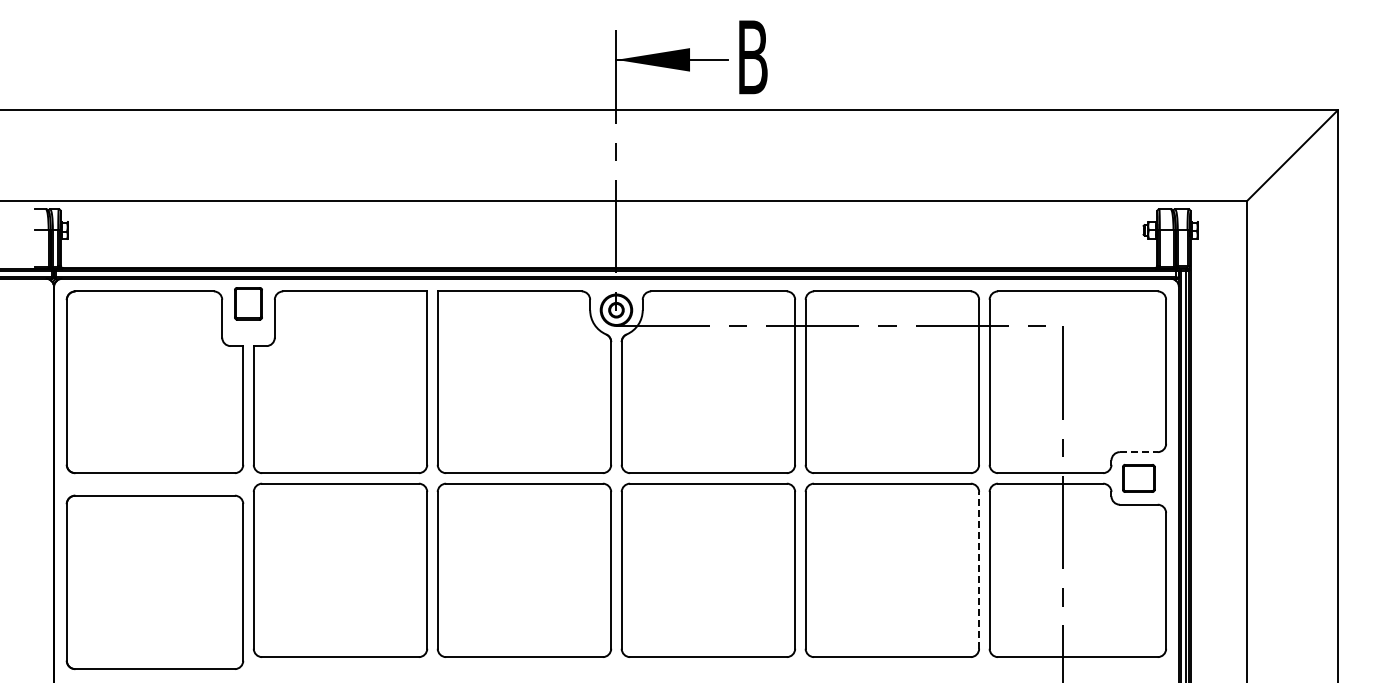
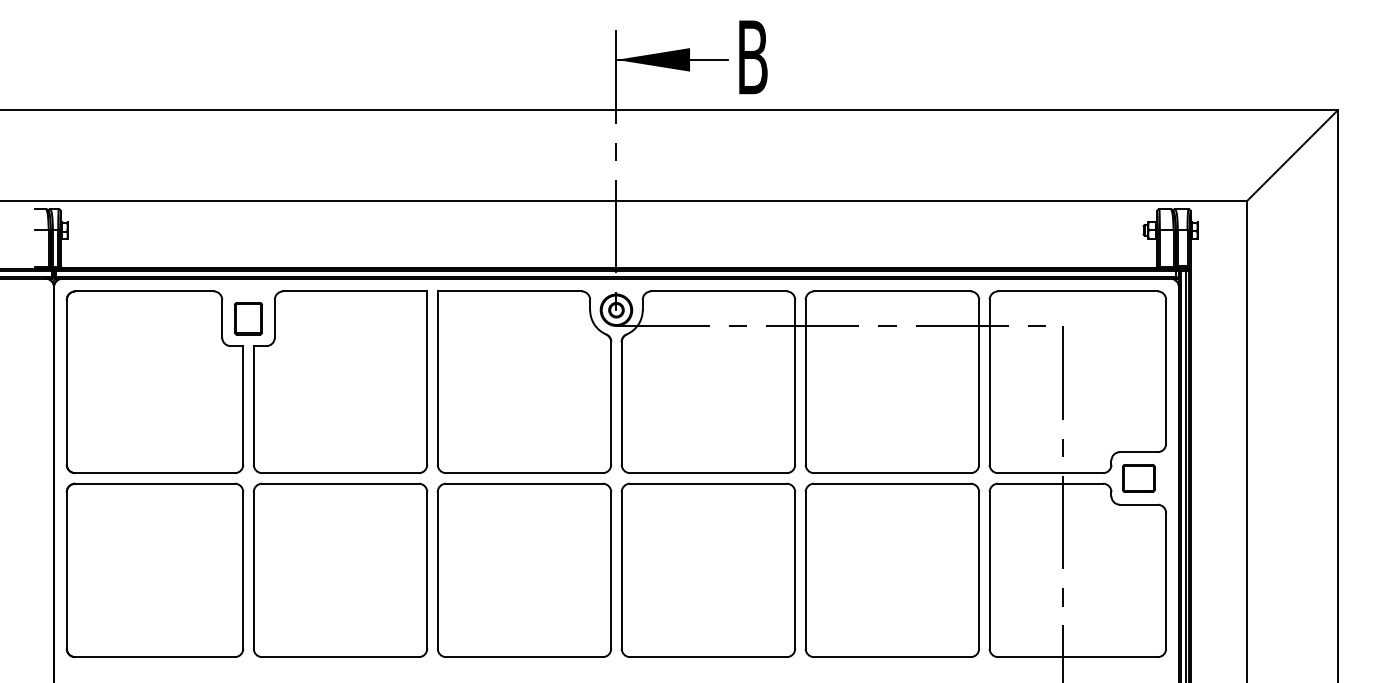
part position: (248, 303) -> (248, 318) (248, 318)
line: dashed -> solid (1138, 452)
line: dashed -> solid (979, 569)
part position: (154, 581) -> (154, 569) (154, 569)
